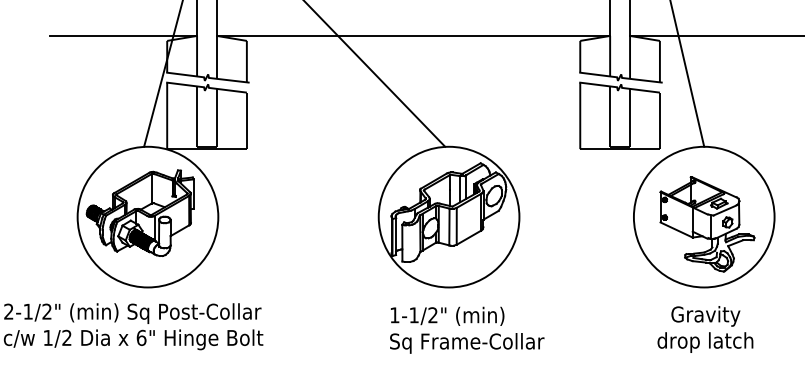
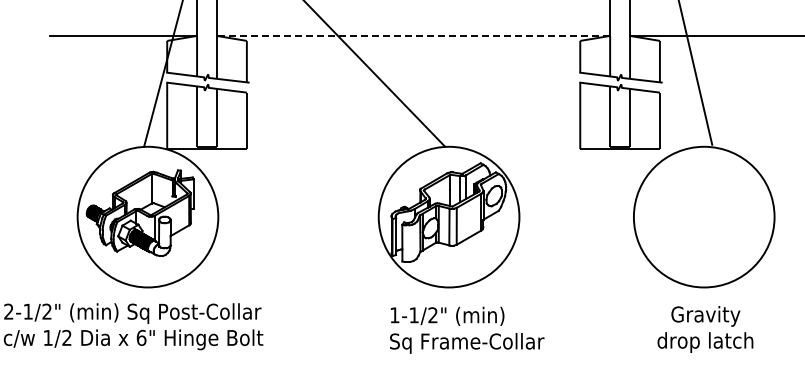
line: solid -> dashed (413, 35)
line position: (687, 74) -> (695, 73) (695, 73)
part: present -> none (707, 224)
